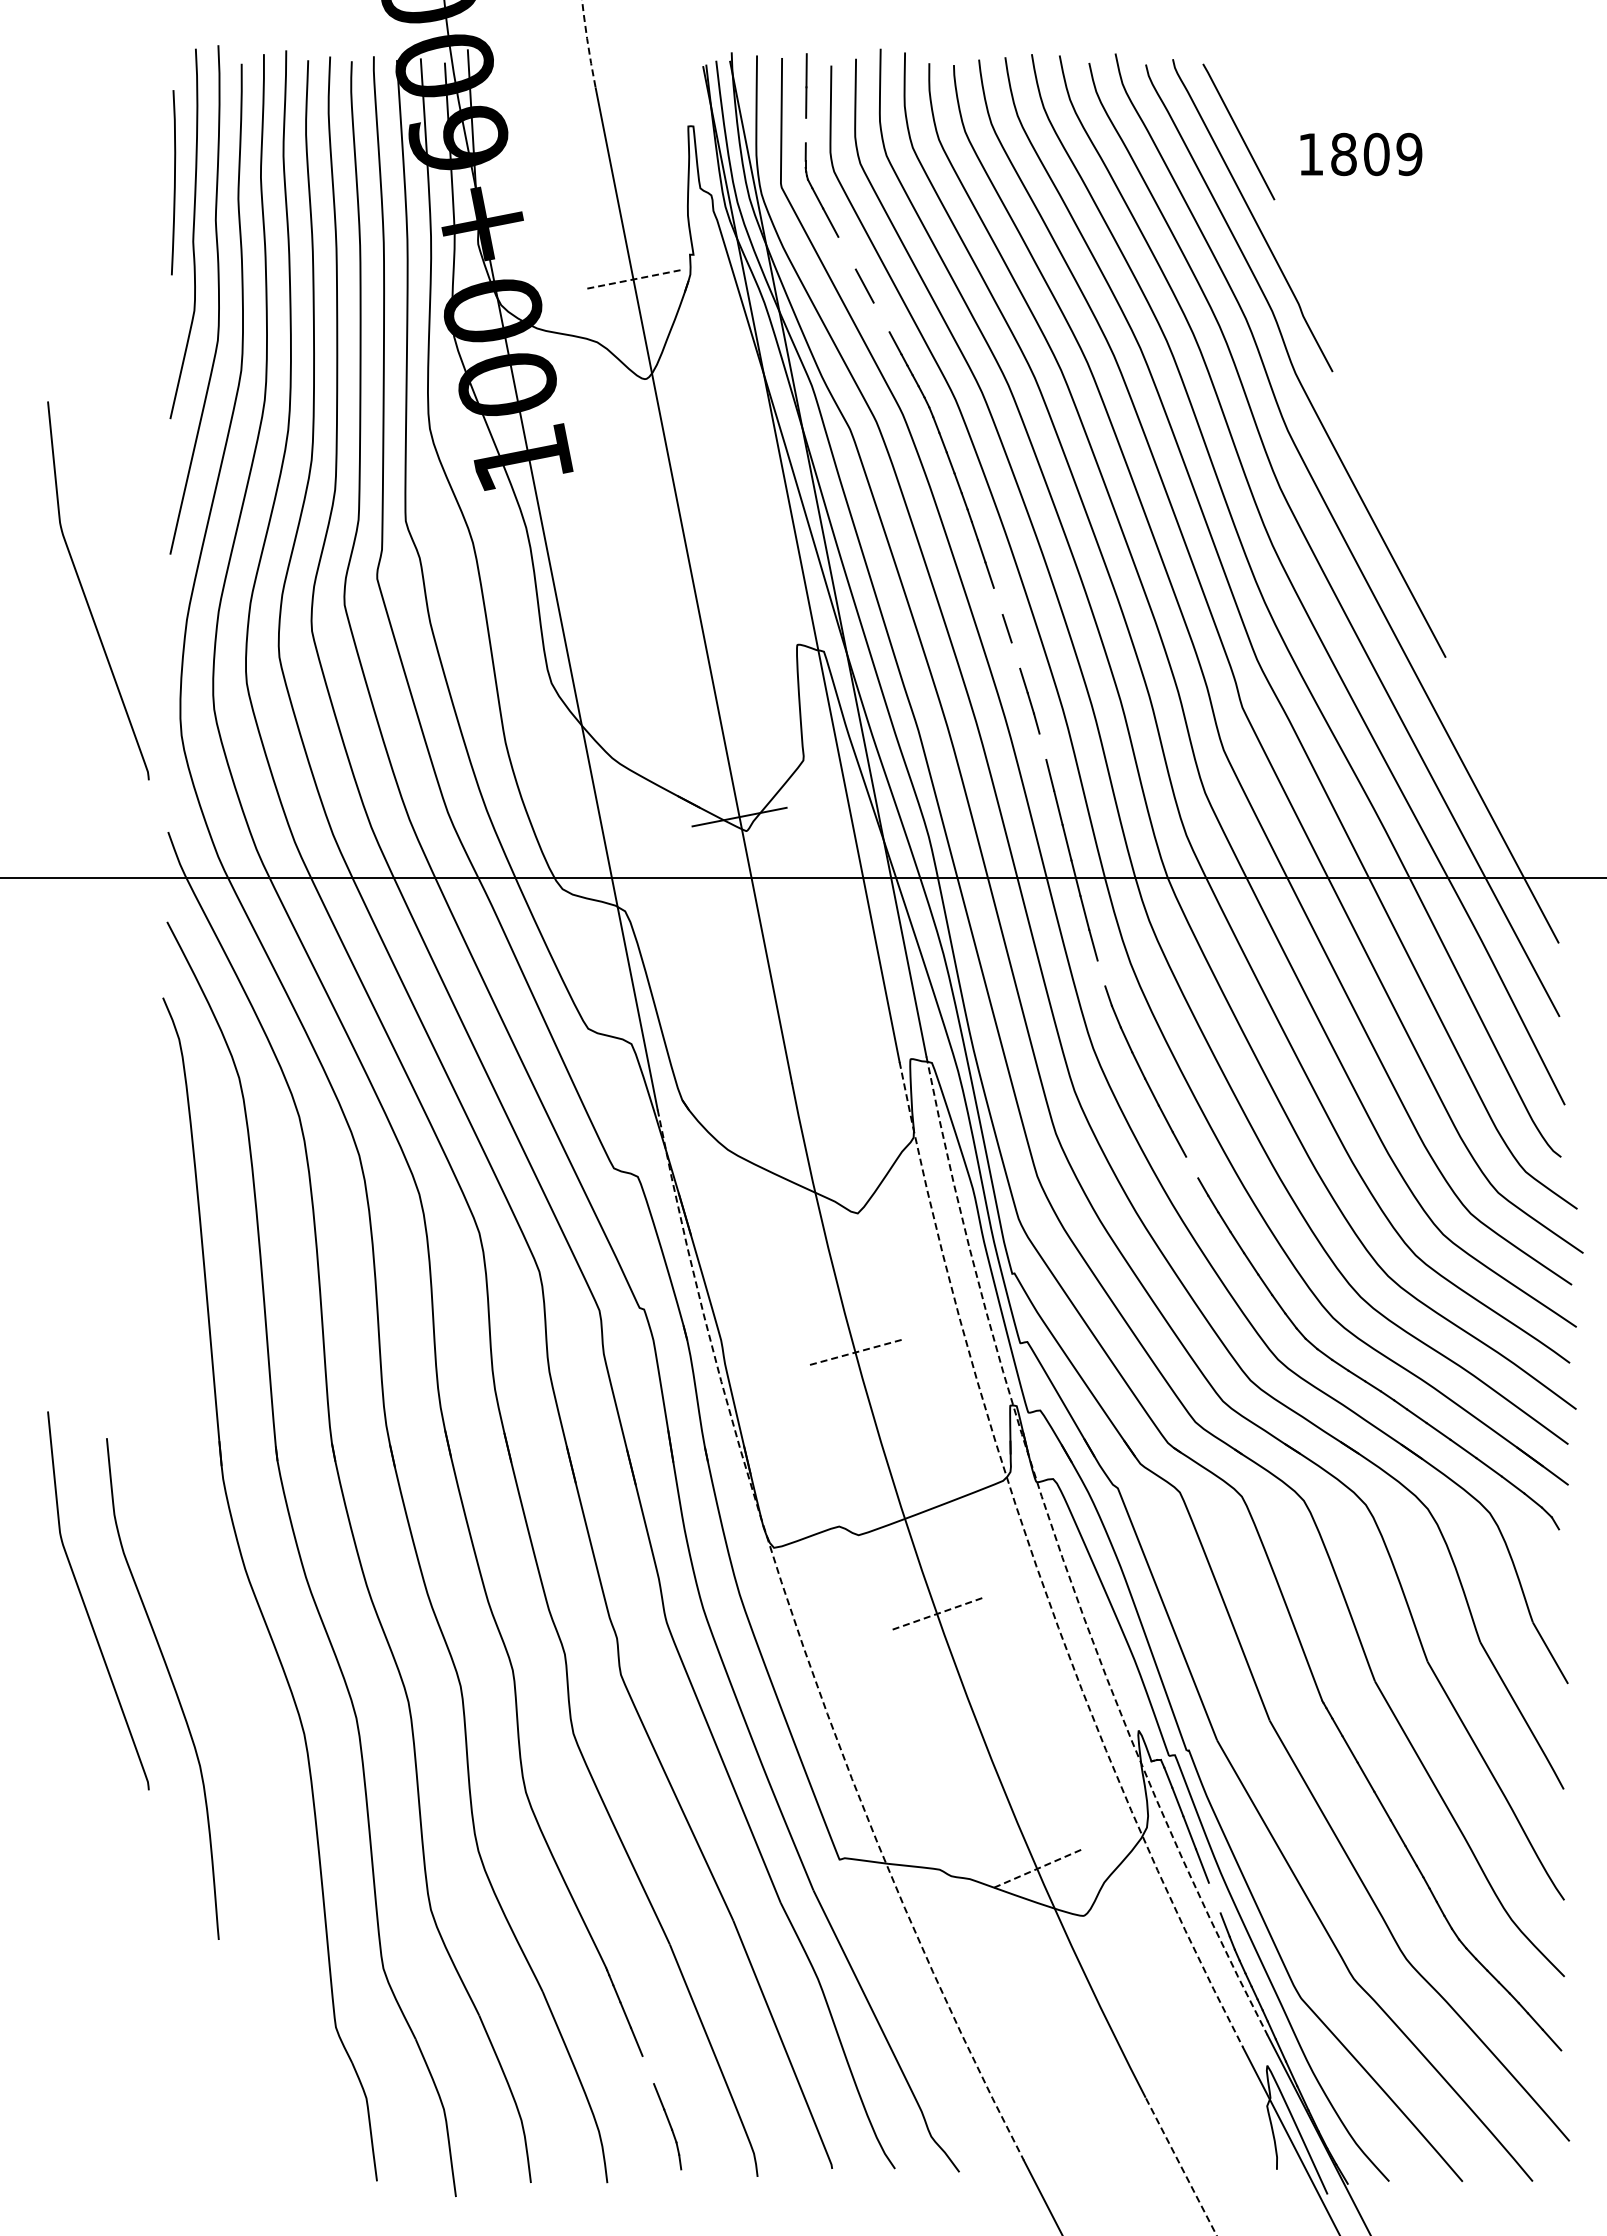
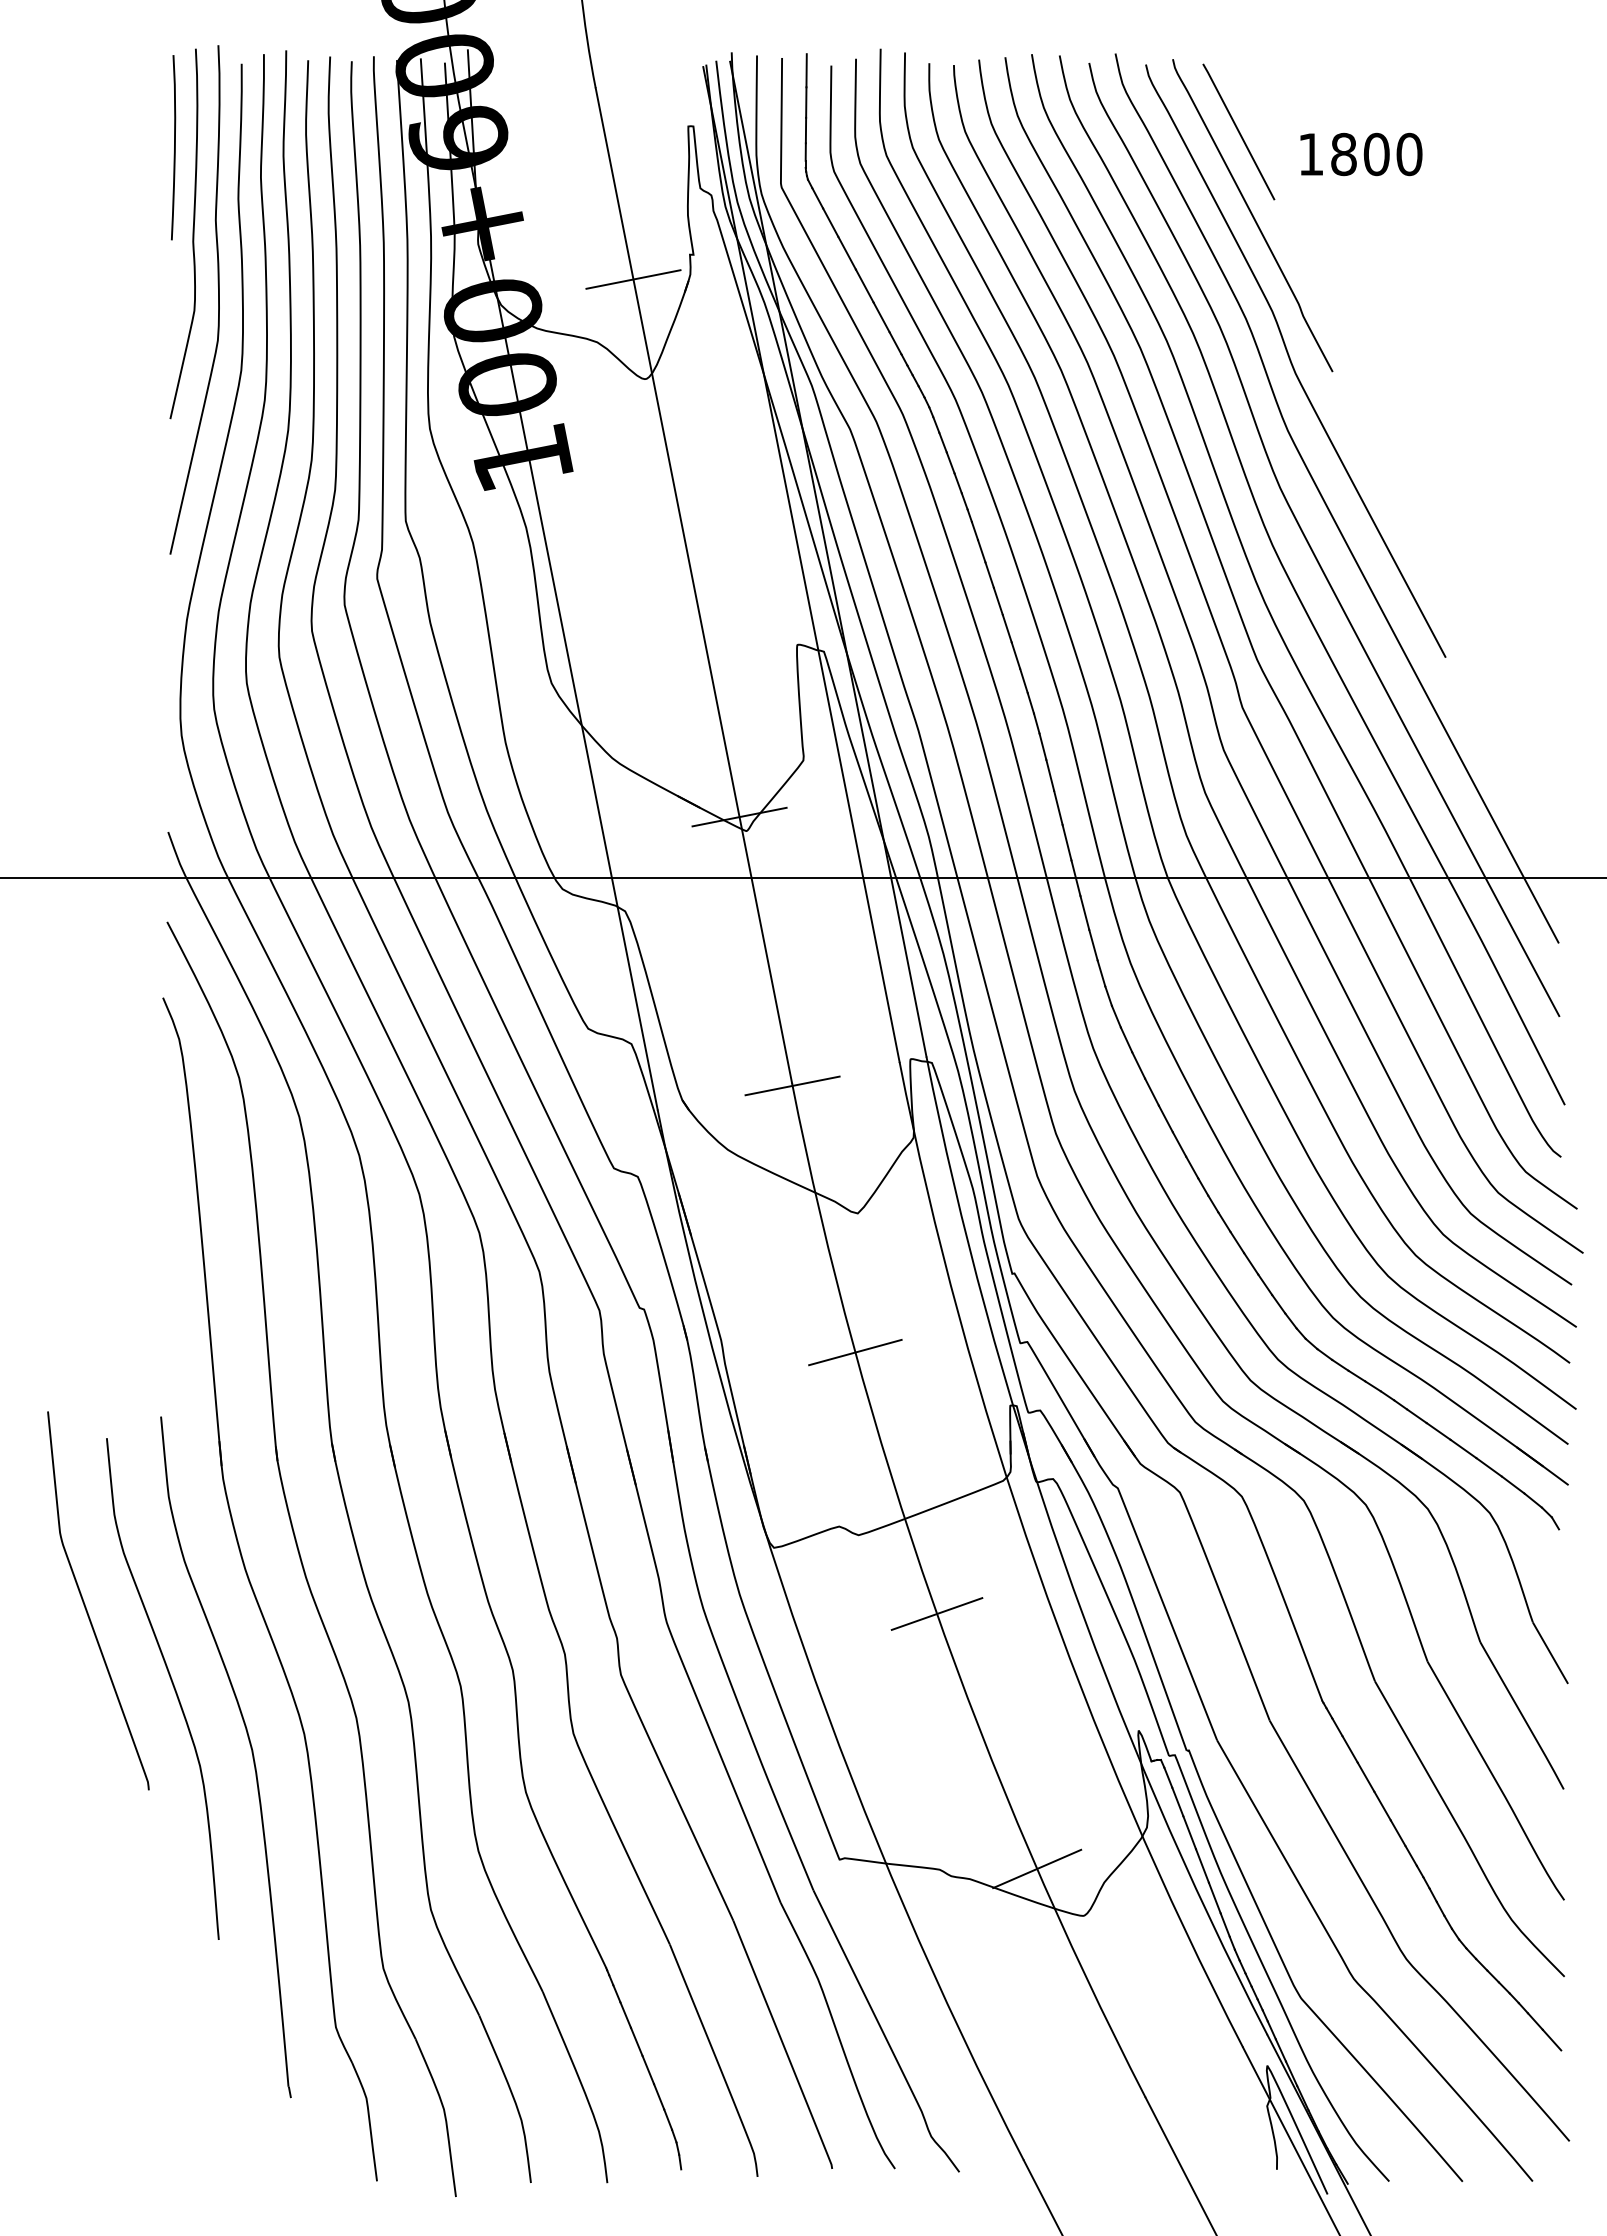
arc: dashed -> solid (588, 44)
line: none -> present (805, 130)
text: 1809 -> 1800 (1409, 154)
curve position: (174, 182) -> (174, 147) (174, 147)
line: none -> present (846, 252)
line: dashed -> solid (633, 279)
line: none -> present (881, 317)
curve: present -> none (85, 594)
line: none -> present (997, 600)
line: none -> present (1015, 655)
line: none -> present (1042, 746)
line: none -> present (1101, 973)
line: none -> present (792, 1085)
line: none -> present (1192, 1167)
line: dashed -> solid (855, 1352)
arc: dashed -> solid (1062, 1557)
arc: dashed -> solid (1036, 1566)
line: dashed -> solid (937, 1614)
arc: dashed -> solid (803, 1647)
part: none -> present (251, 1753)
line: dashed -> solid (1037, 1868)
line: none -> present (1214, 1897)
line: none -> present (648, 2070)
line: dashed -> solid (1180, 2166)
